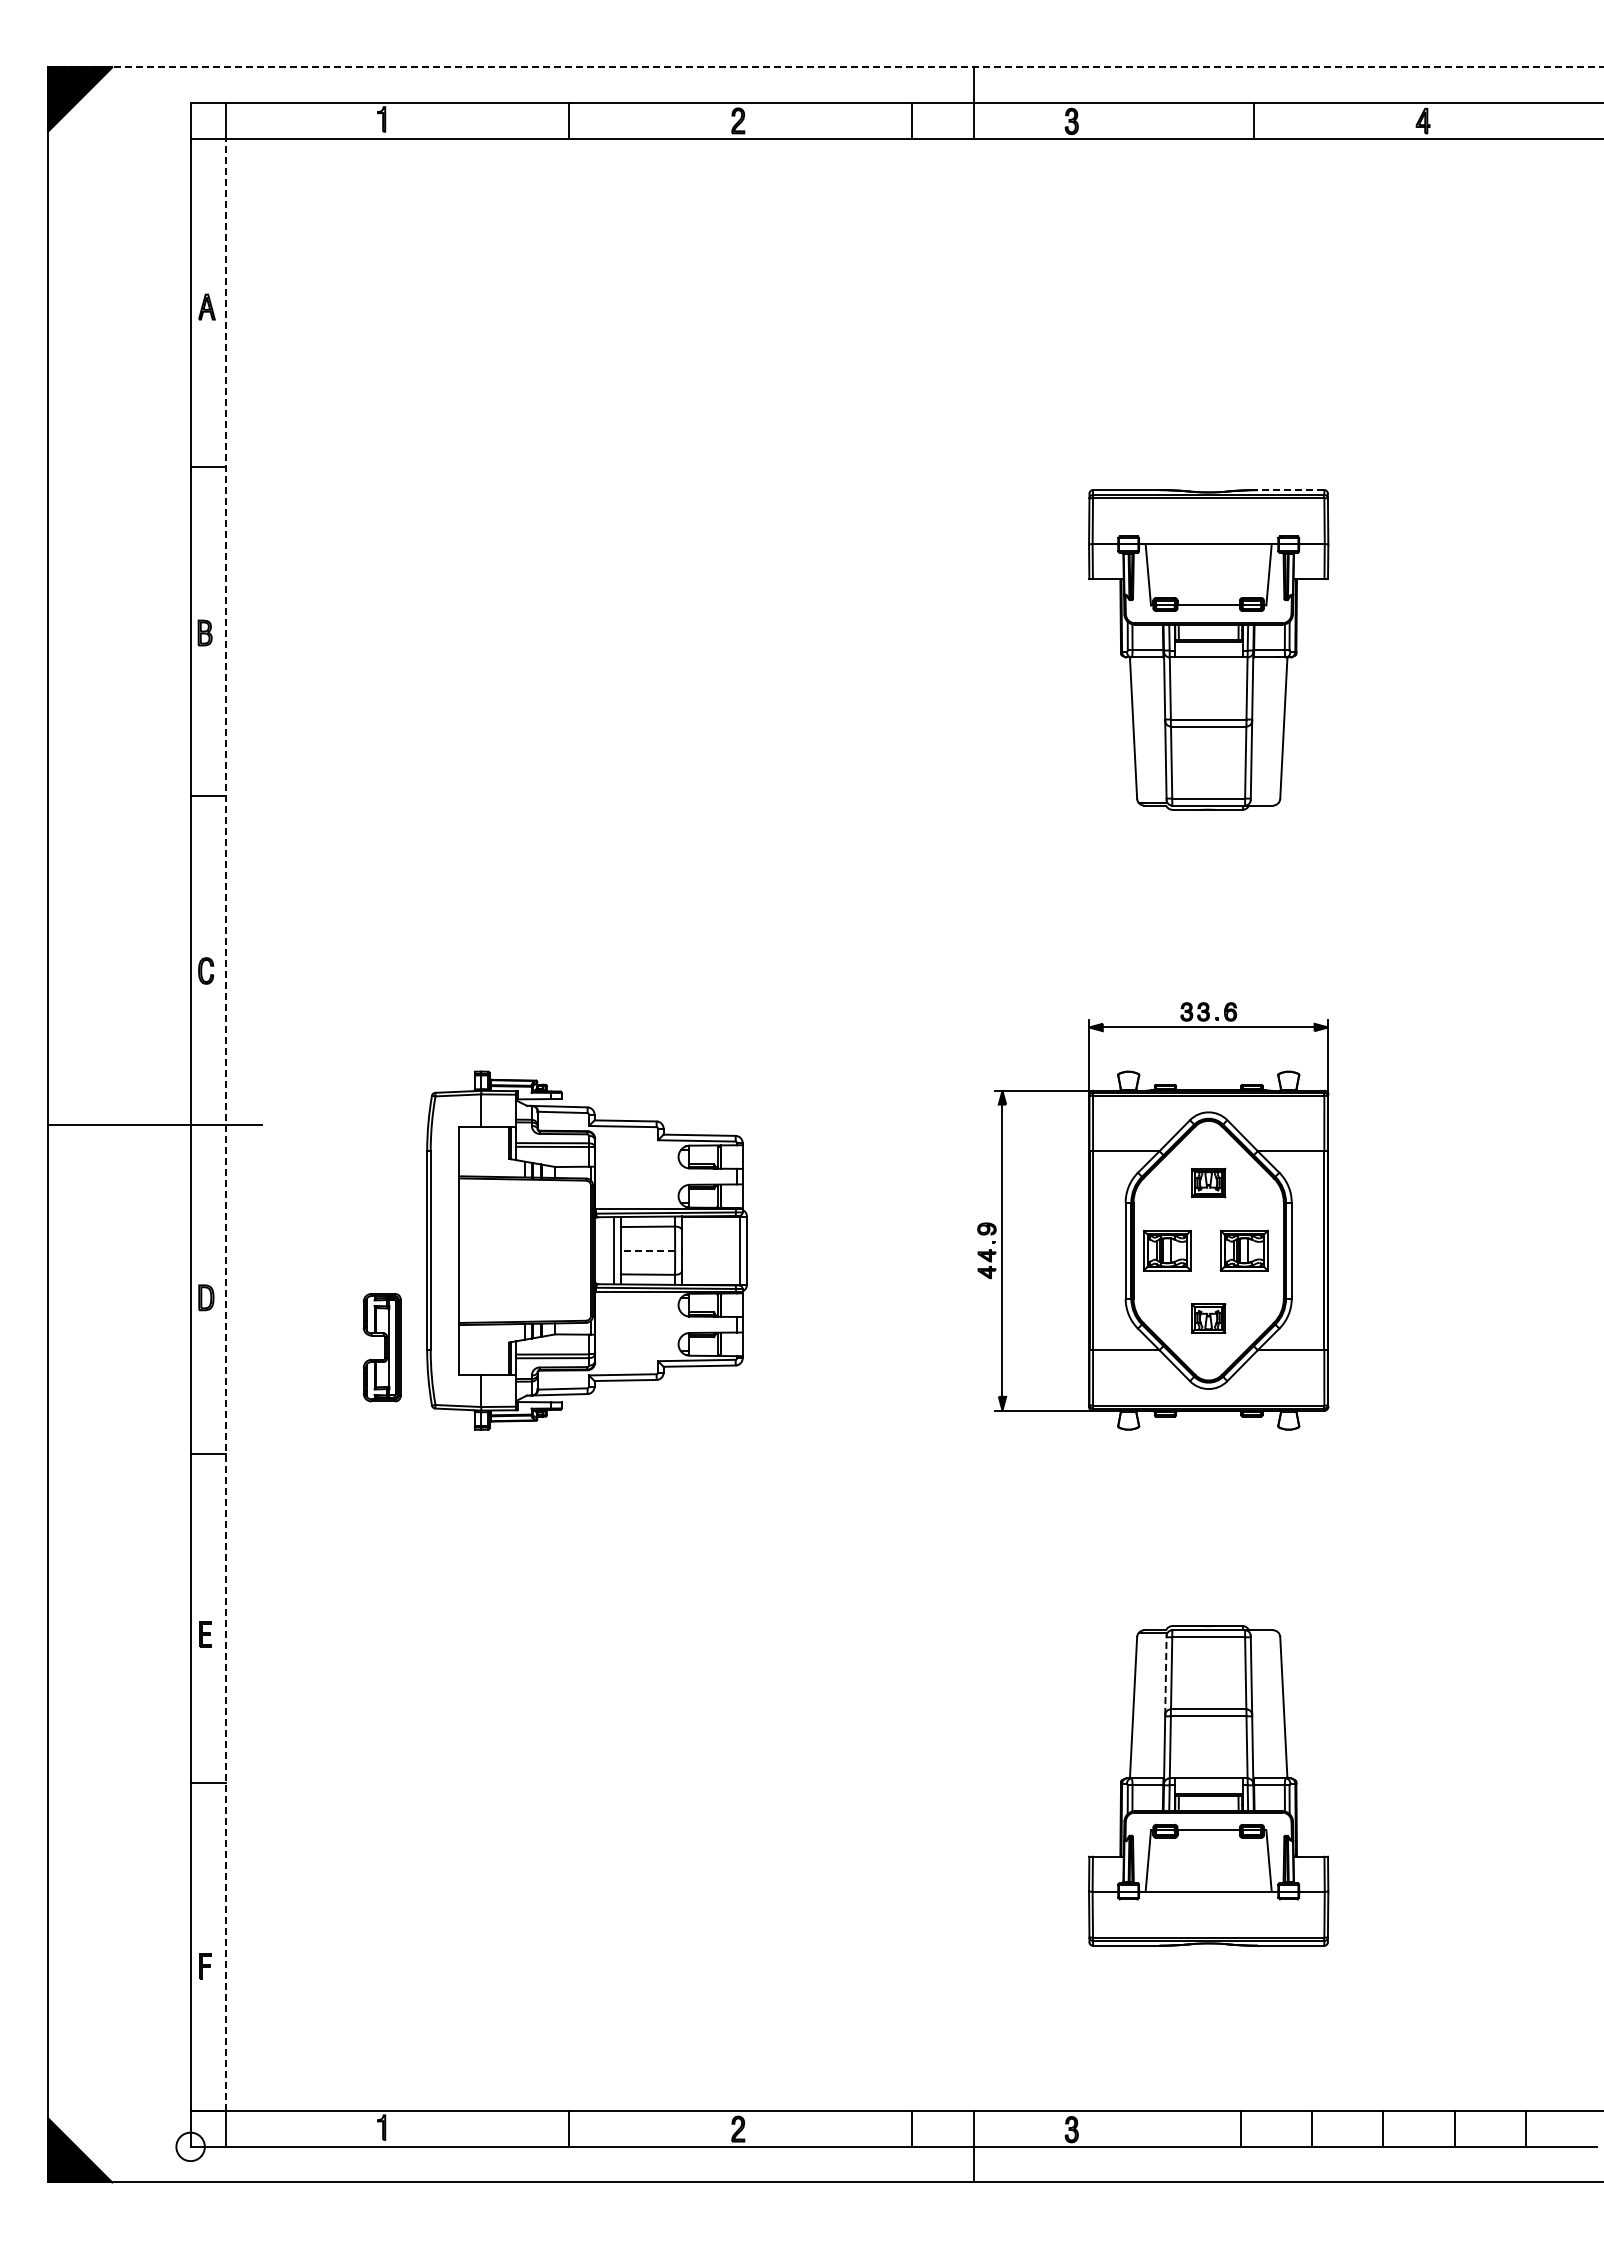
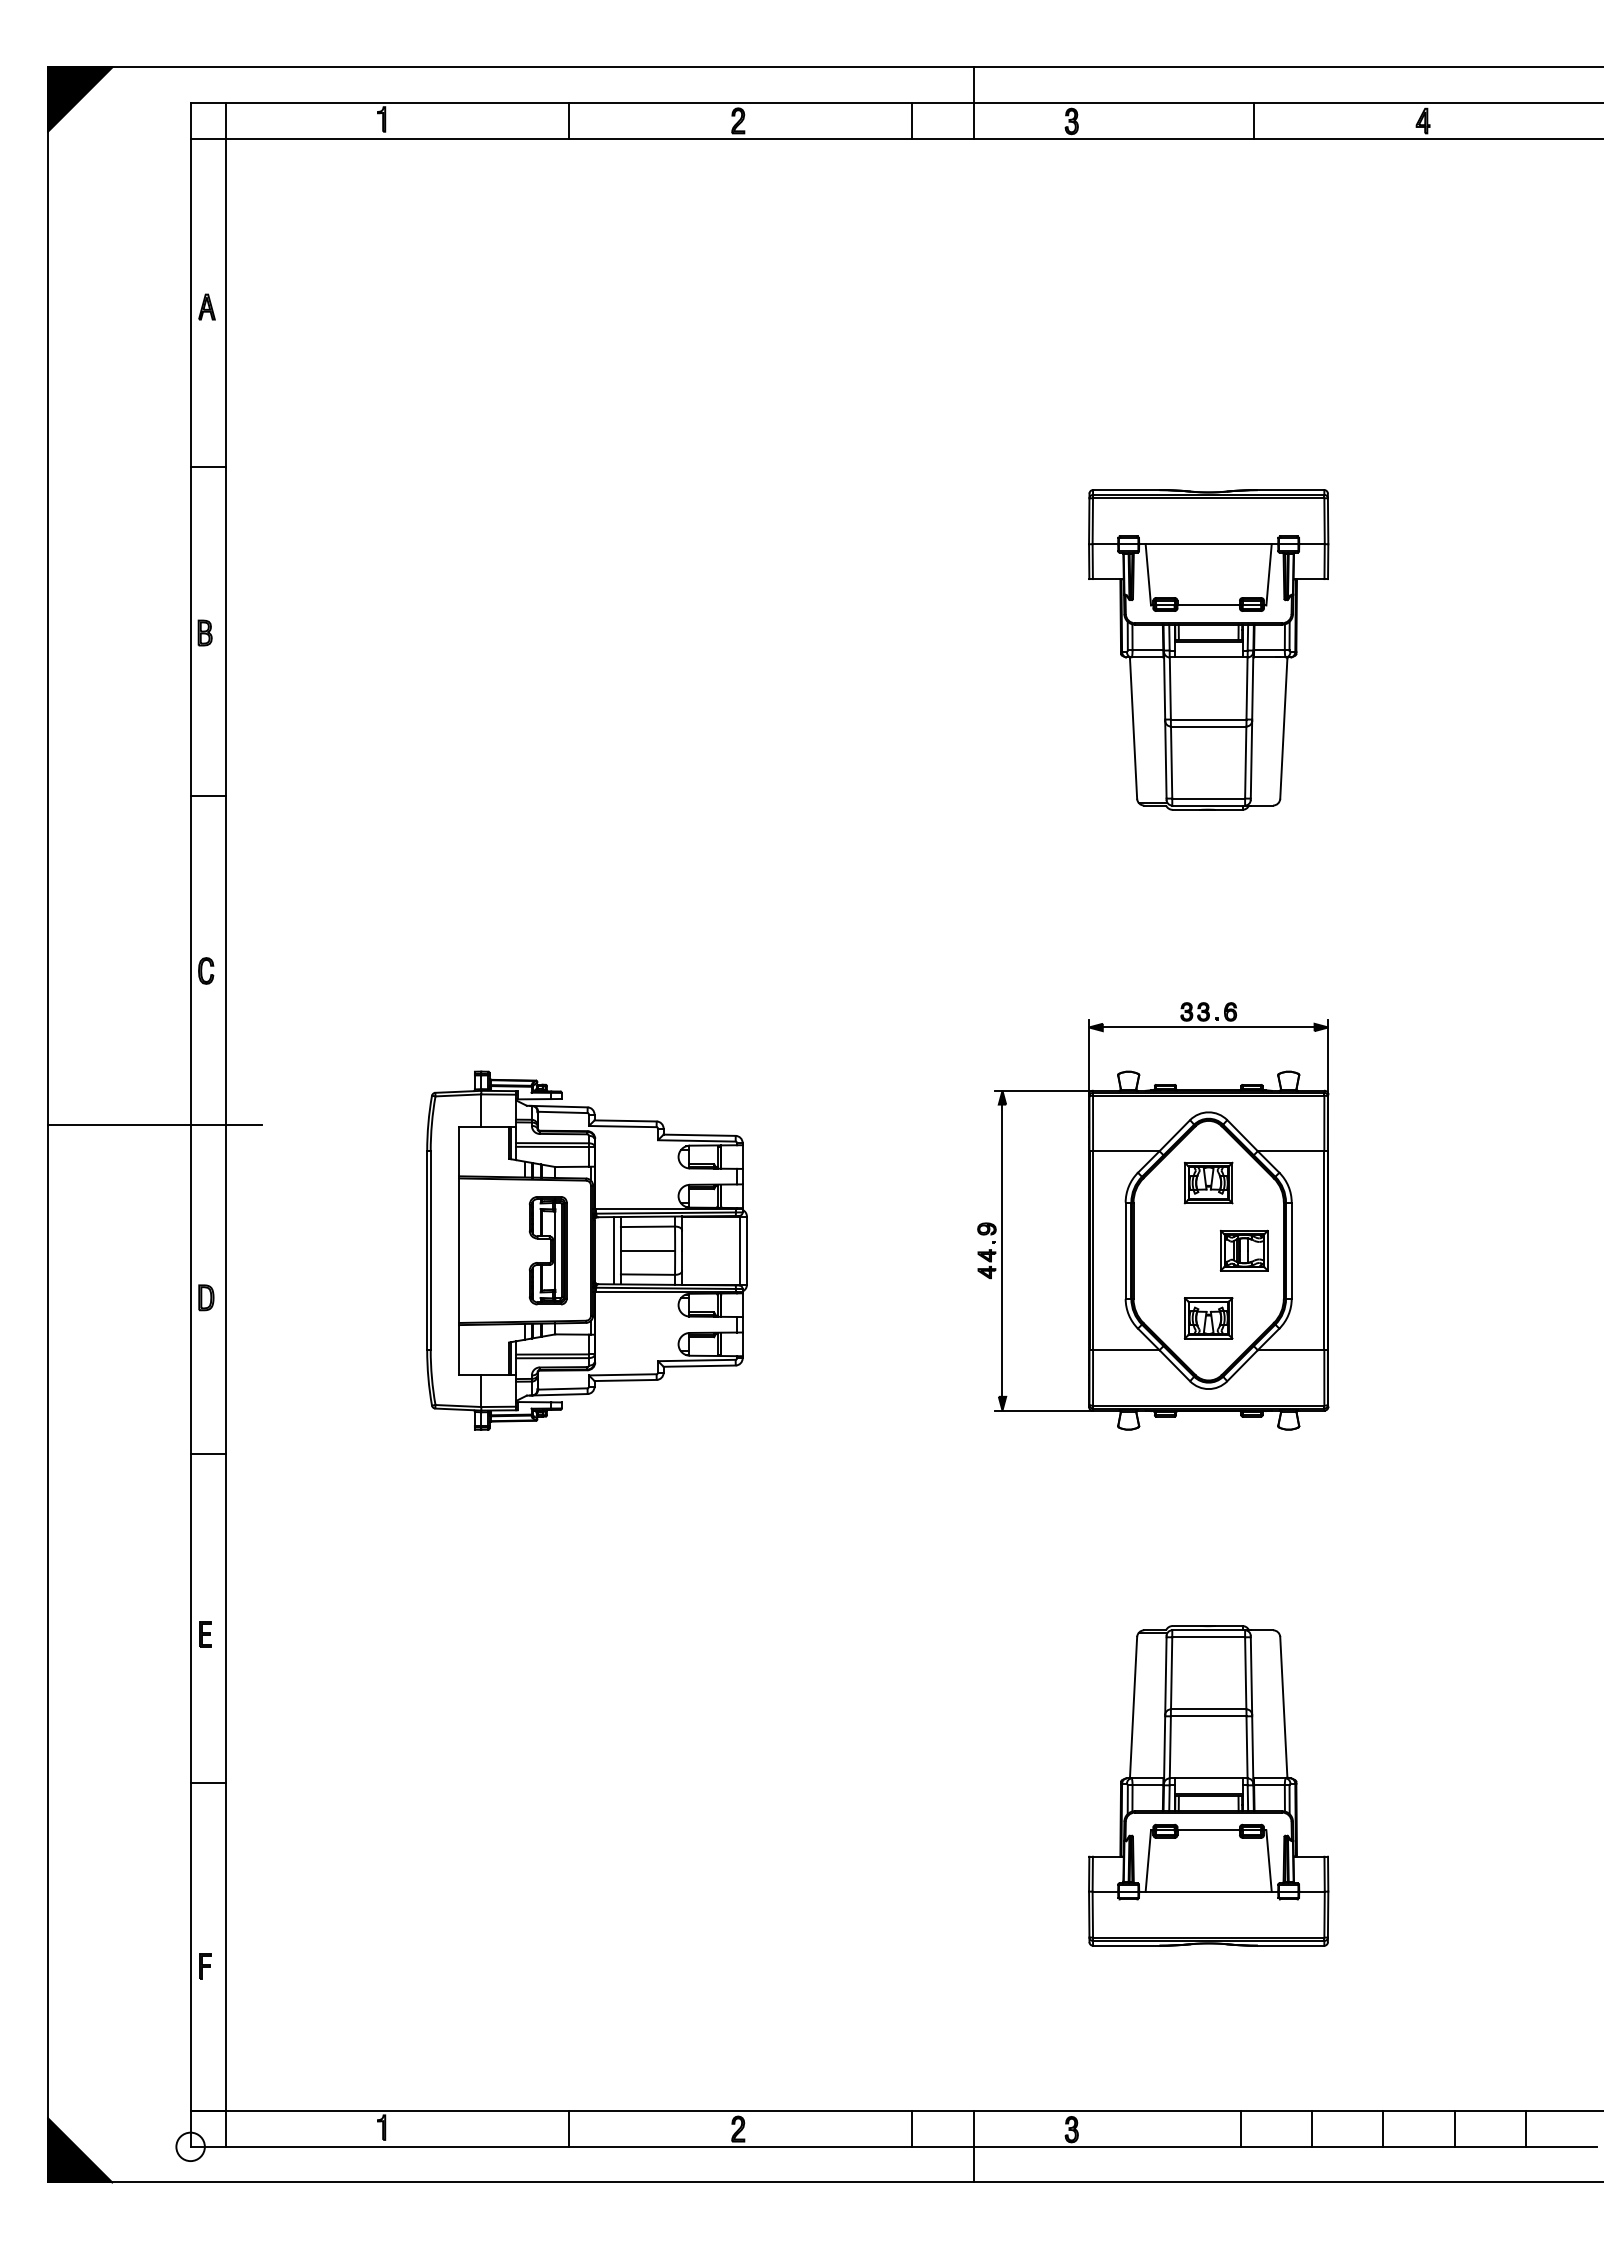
line: dashed -> solid (826, 67)
line: dashed -> solid (1290, 490)
line: dashed -> solid (226, 1124)
part size: 36x32 px -> 51x44 px (1208, 1182)
line: dashed -> solid (647, 1250)
part: present -> none (1166, 1250)
part size: 36x31 px -> 51x43 px (1208, 1318)
part position: (381, 1347) -> (547, 1250) (547, 1250)
line: dashed -> solid (1165, 1676)
